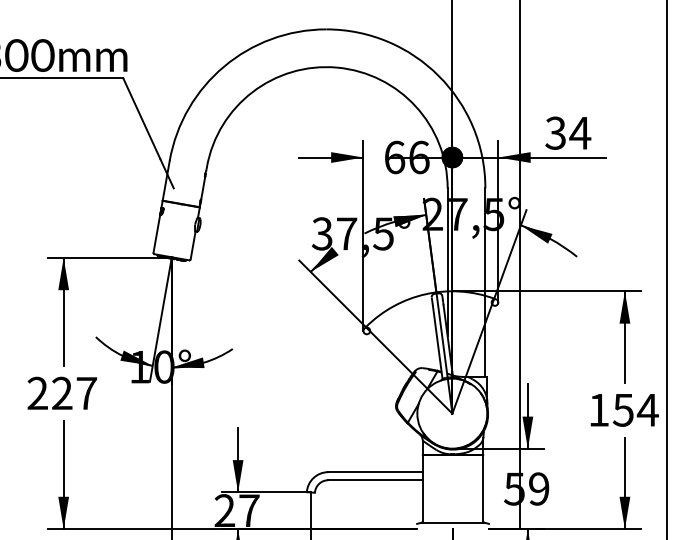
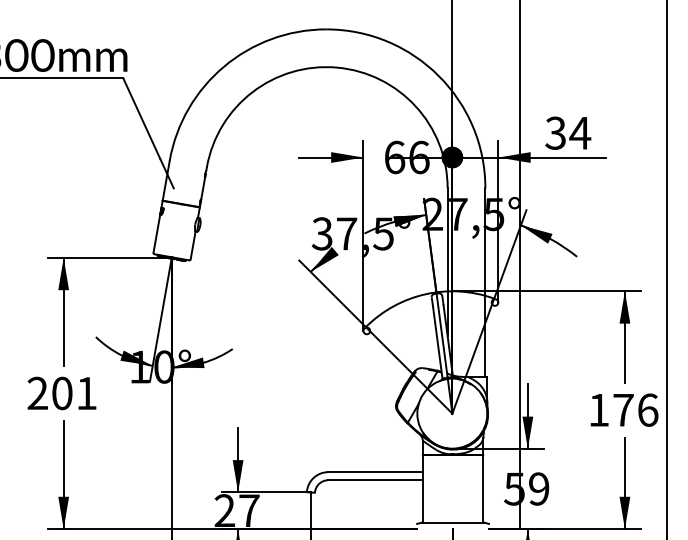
text: 227 -> 201 (74, 393)
text: 154 -> 176 (635, 409)
